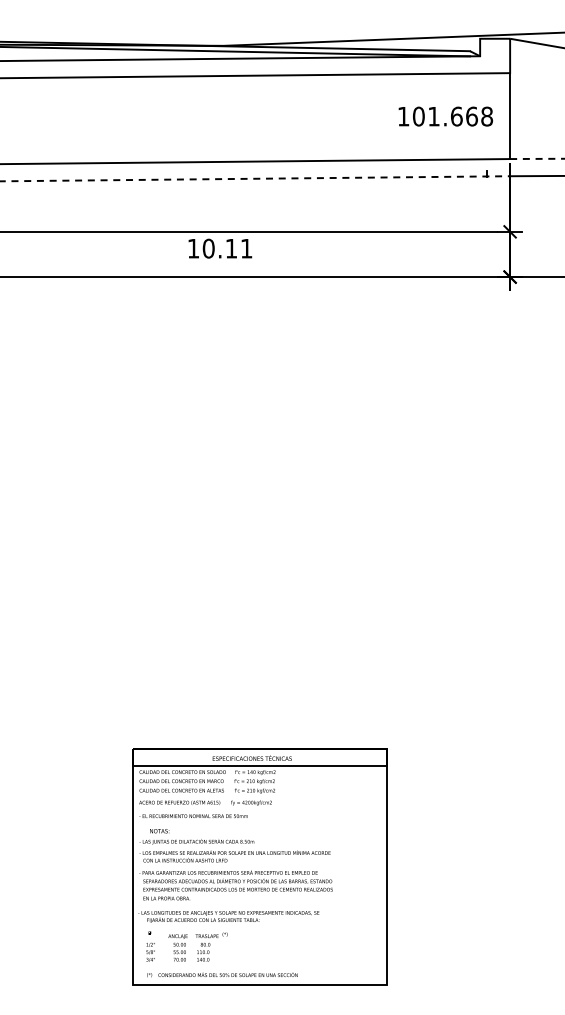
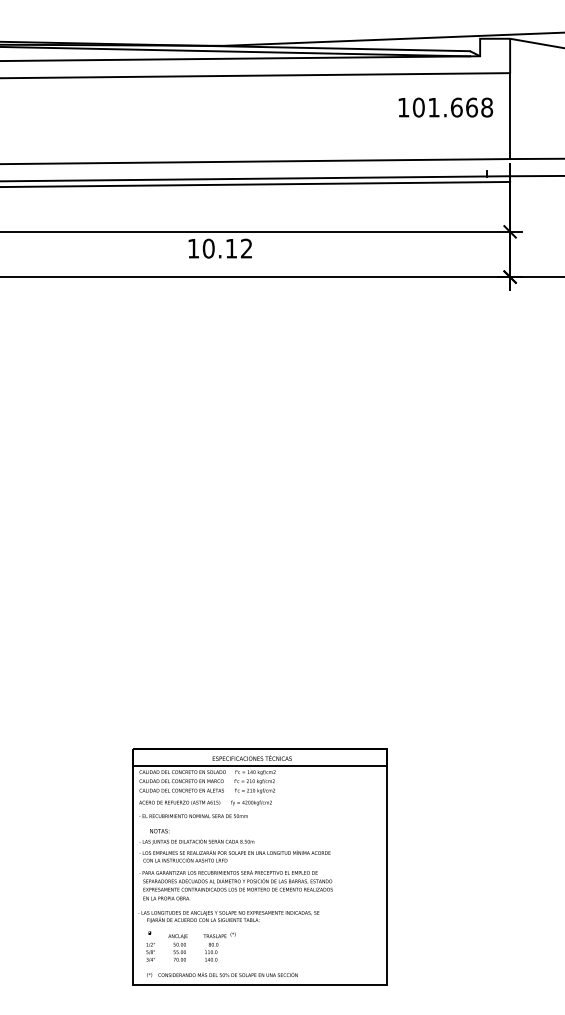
text position: (445, 116) -> (445, 107) (445, 107)
line: dashed -> solid (538, 158)
line: dashed -> solid (255, 178)
line: none -> present (256, 184)
text: 10.11 -> 10.12 (246, 248)
text position: (211, 946) -> (219, 946) (219, 946)
